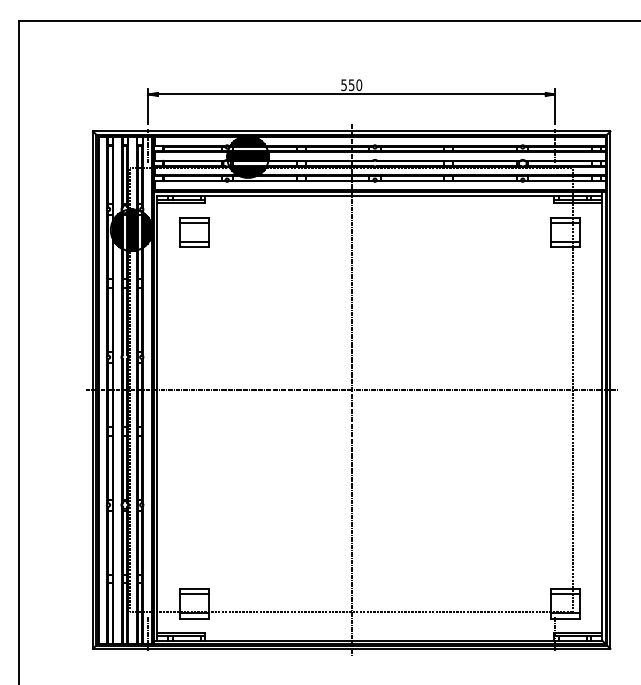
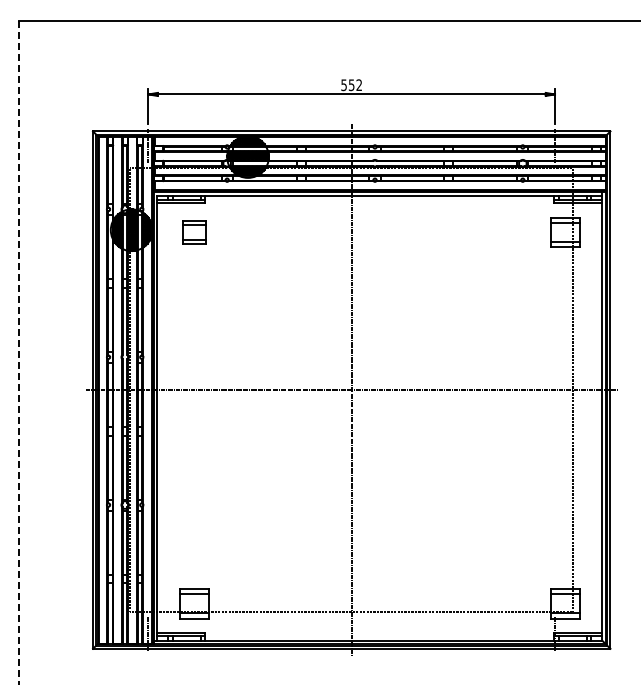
text: 550 -> 552 (359, 85)
part size: 31x31 px -> 25x25 px (194, 232)
line: solid -> dashed (19, 352)
